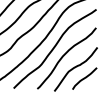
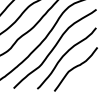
line: present -> none (84, 78)
